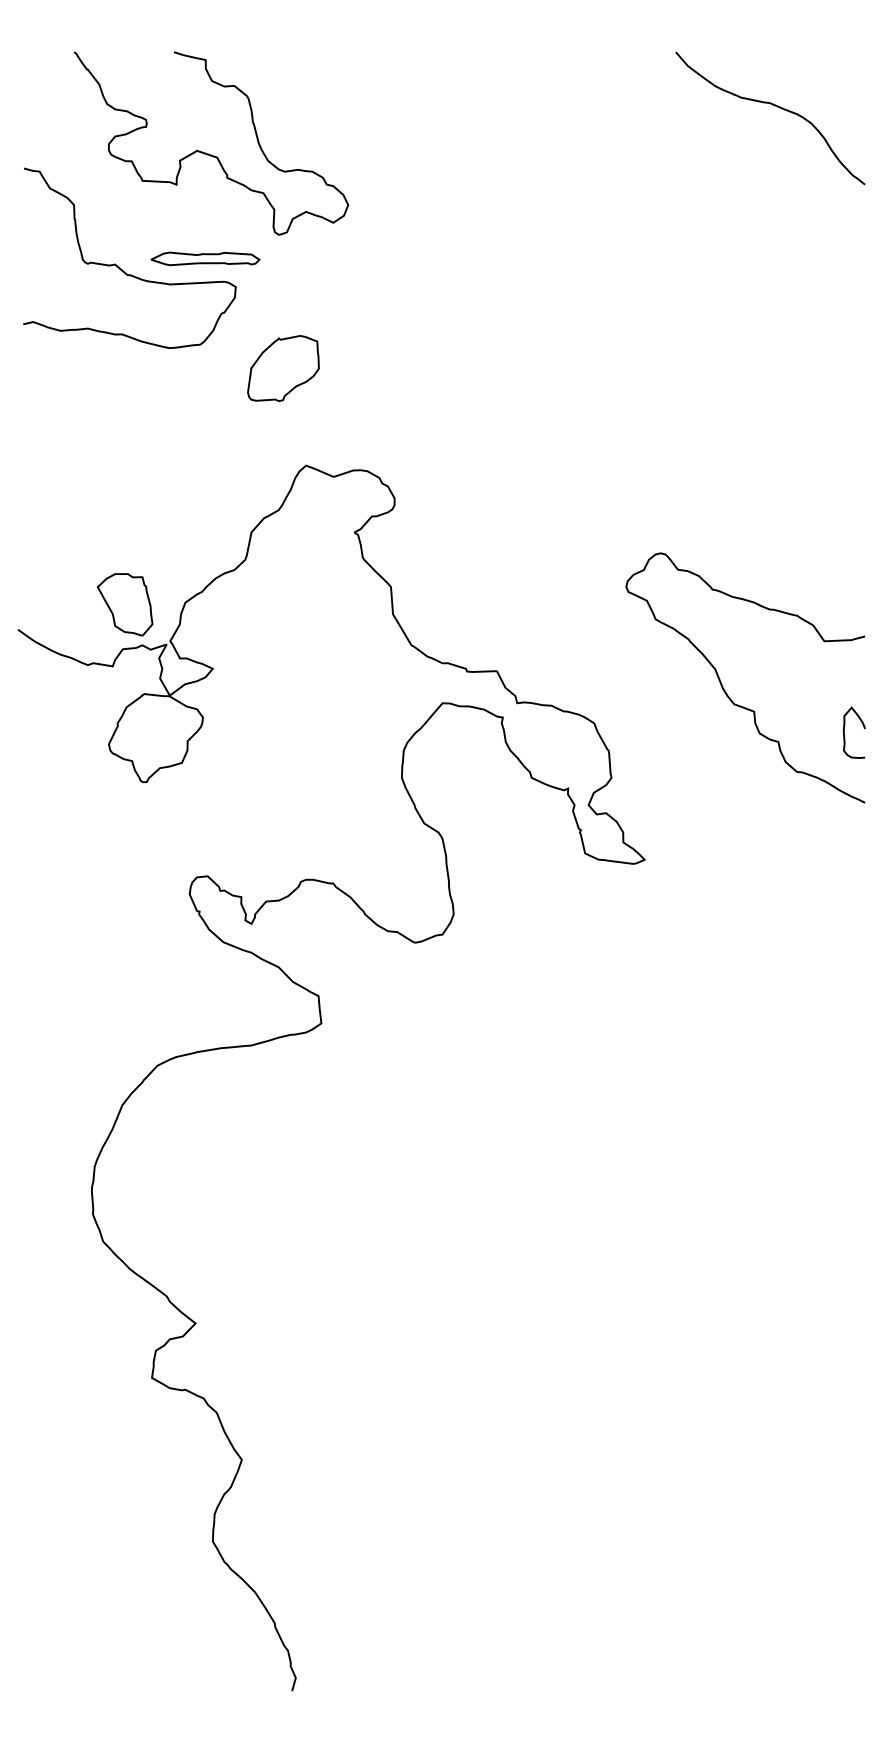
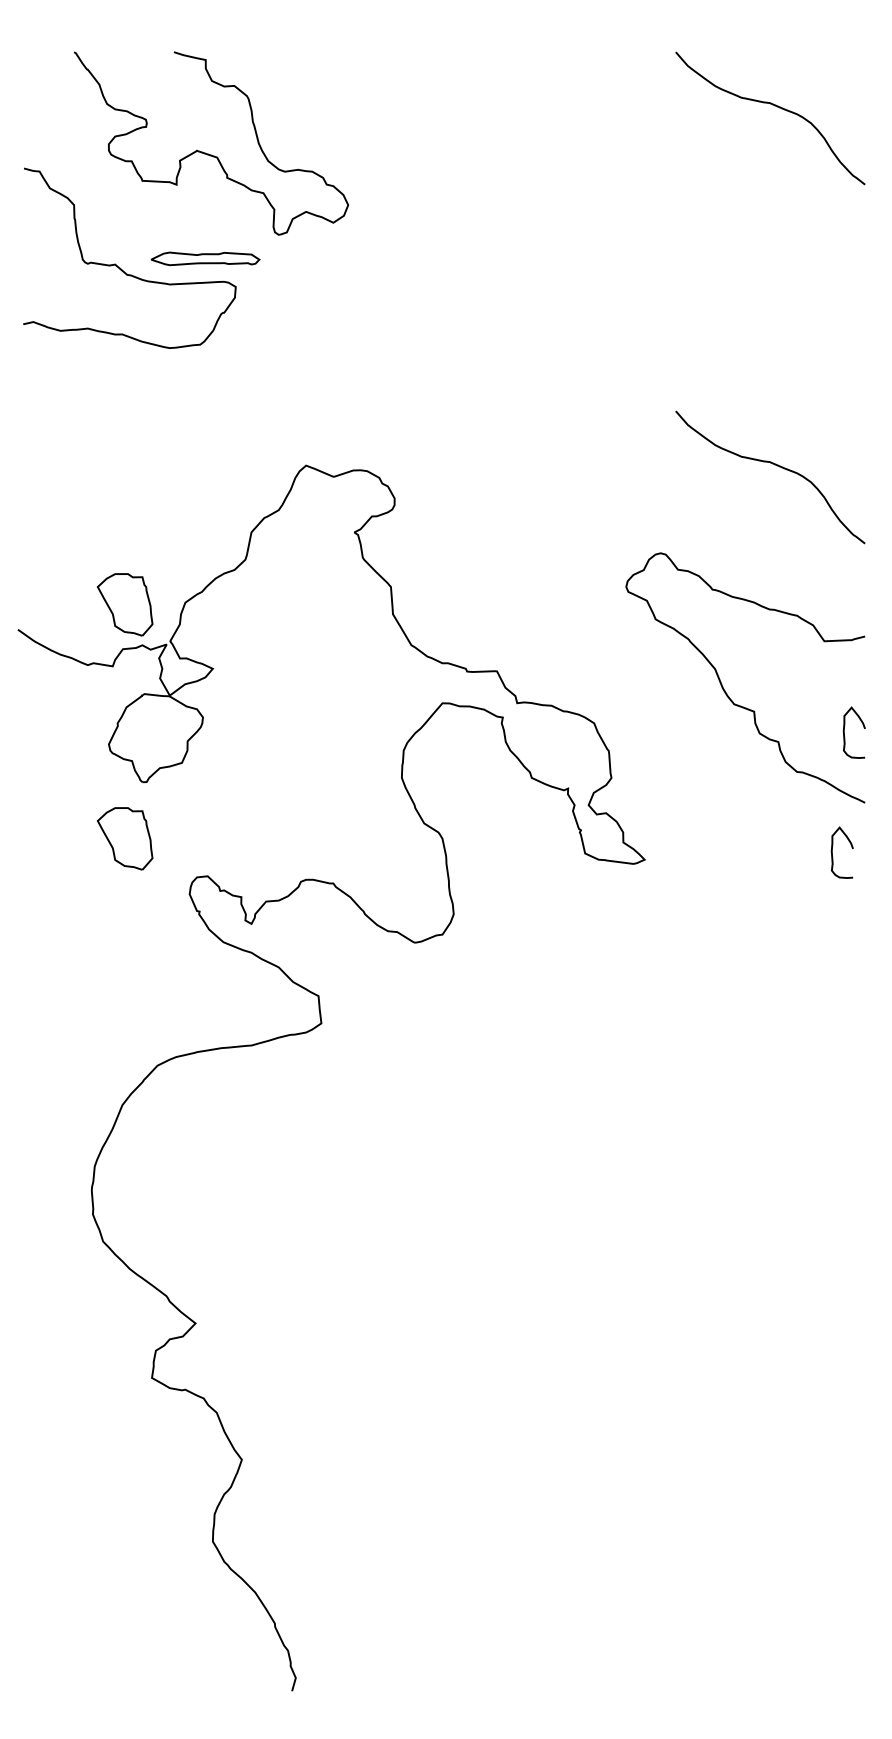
part: present -> none (283, 368)
curve: none -> present (774, 465)
part: none -> present (124, 838)
curve: none -> present (832, 852)
